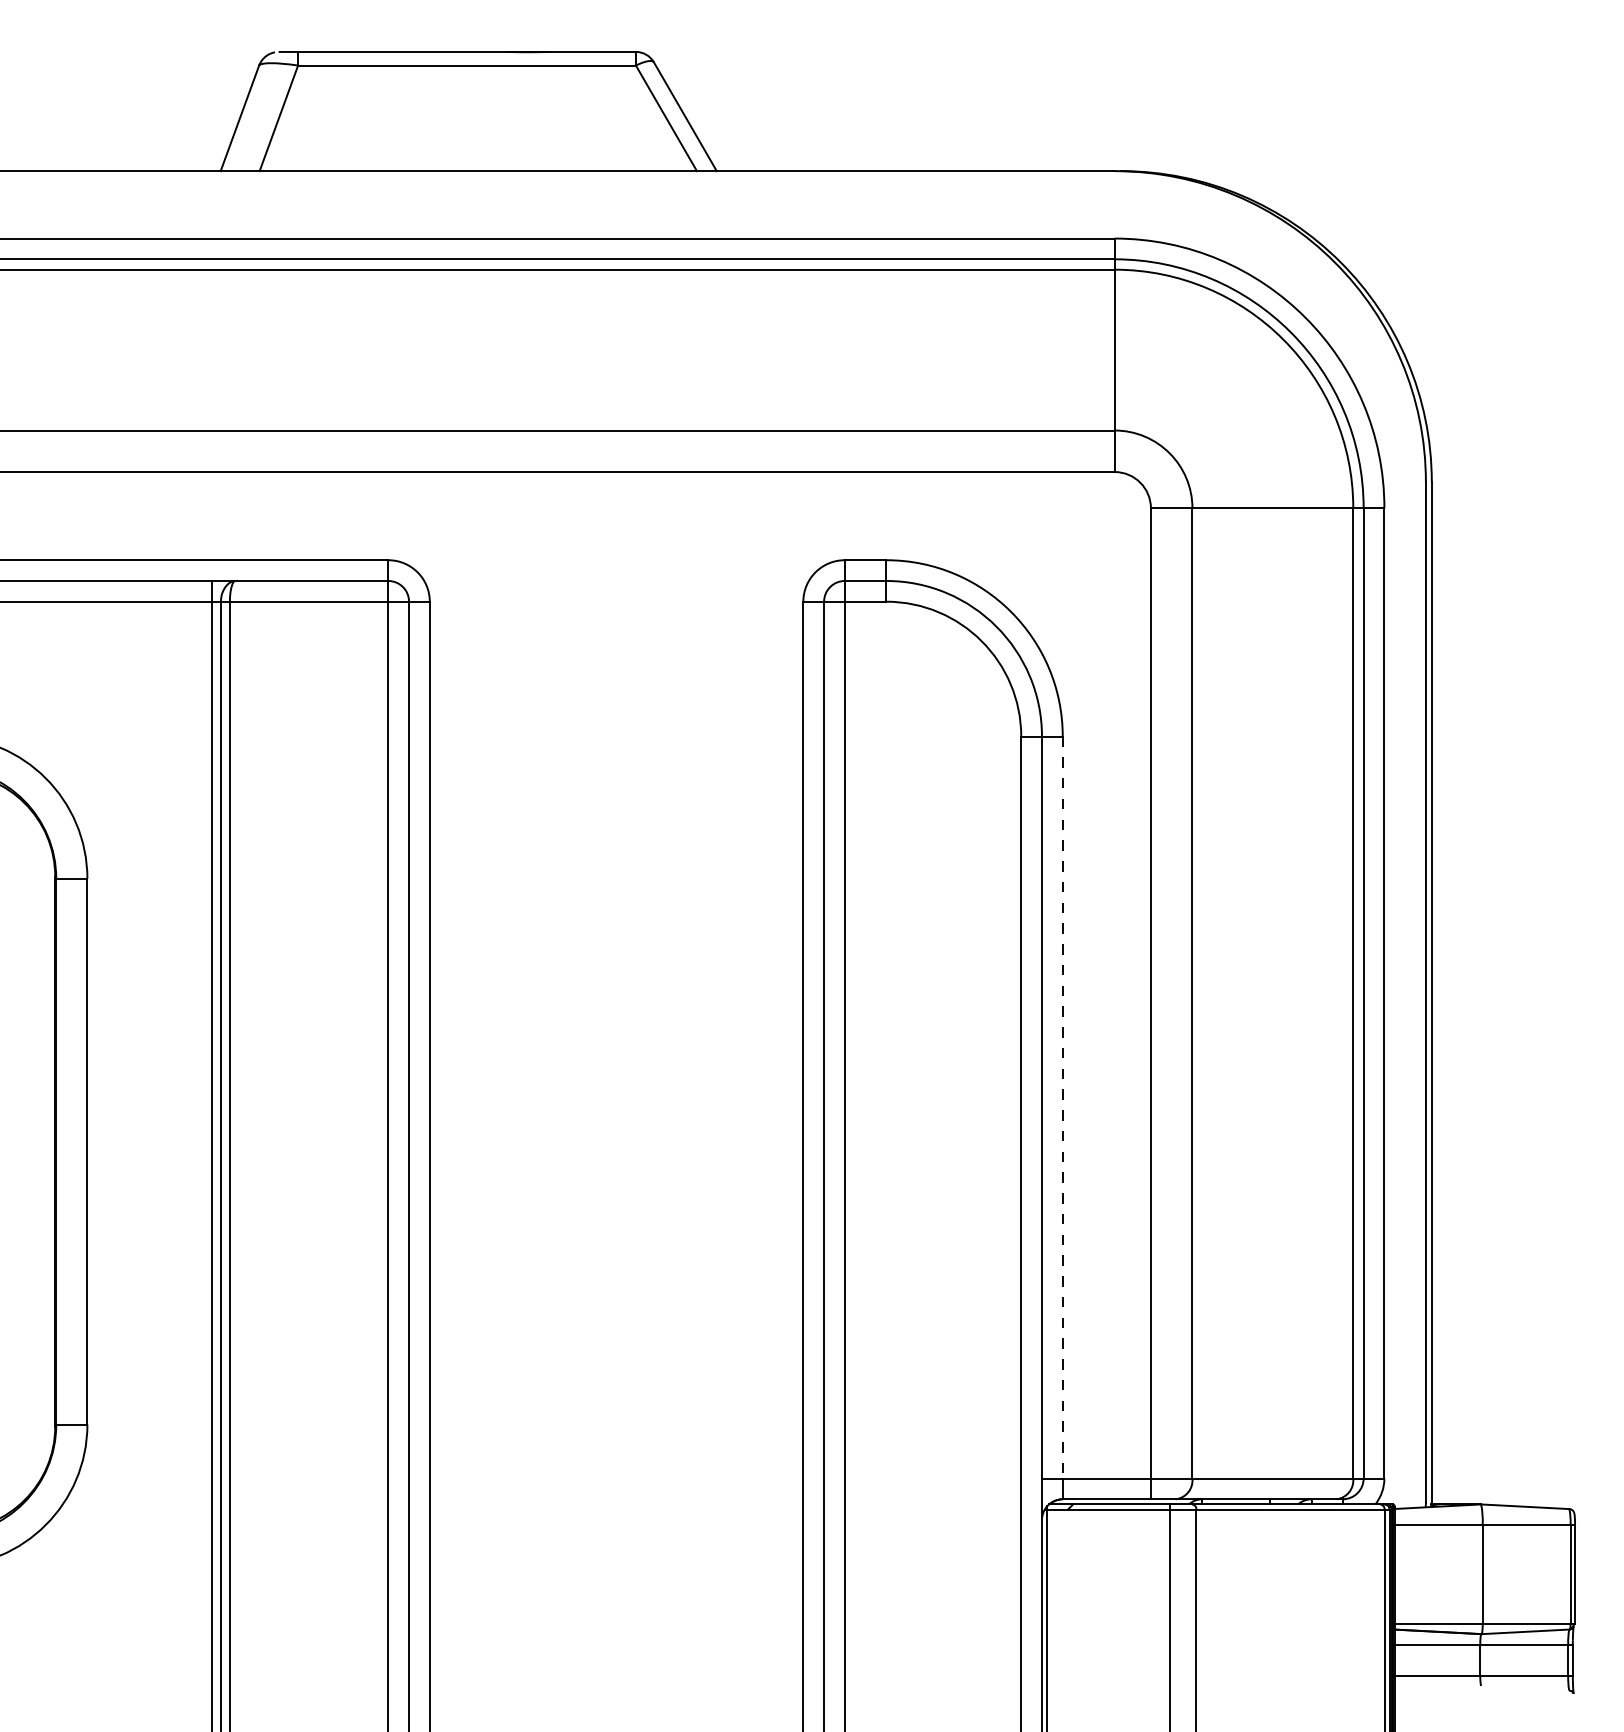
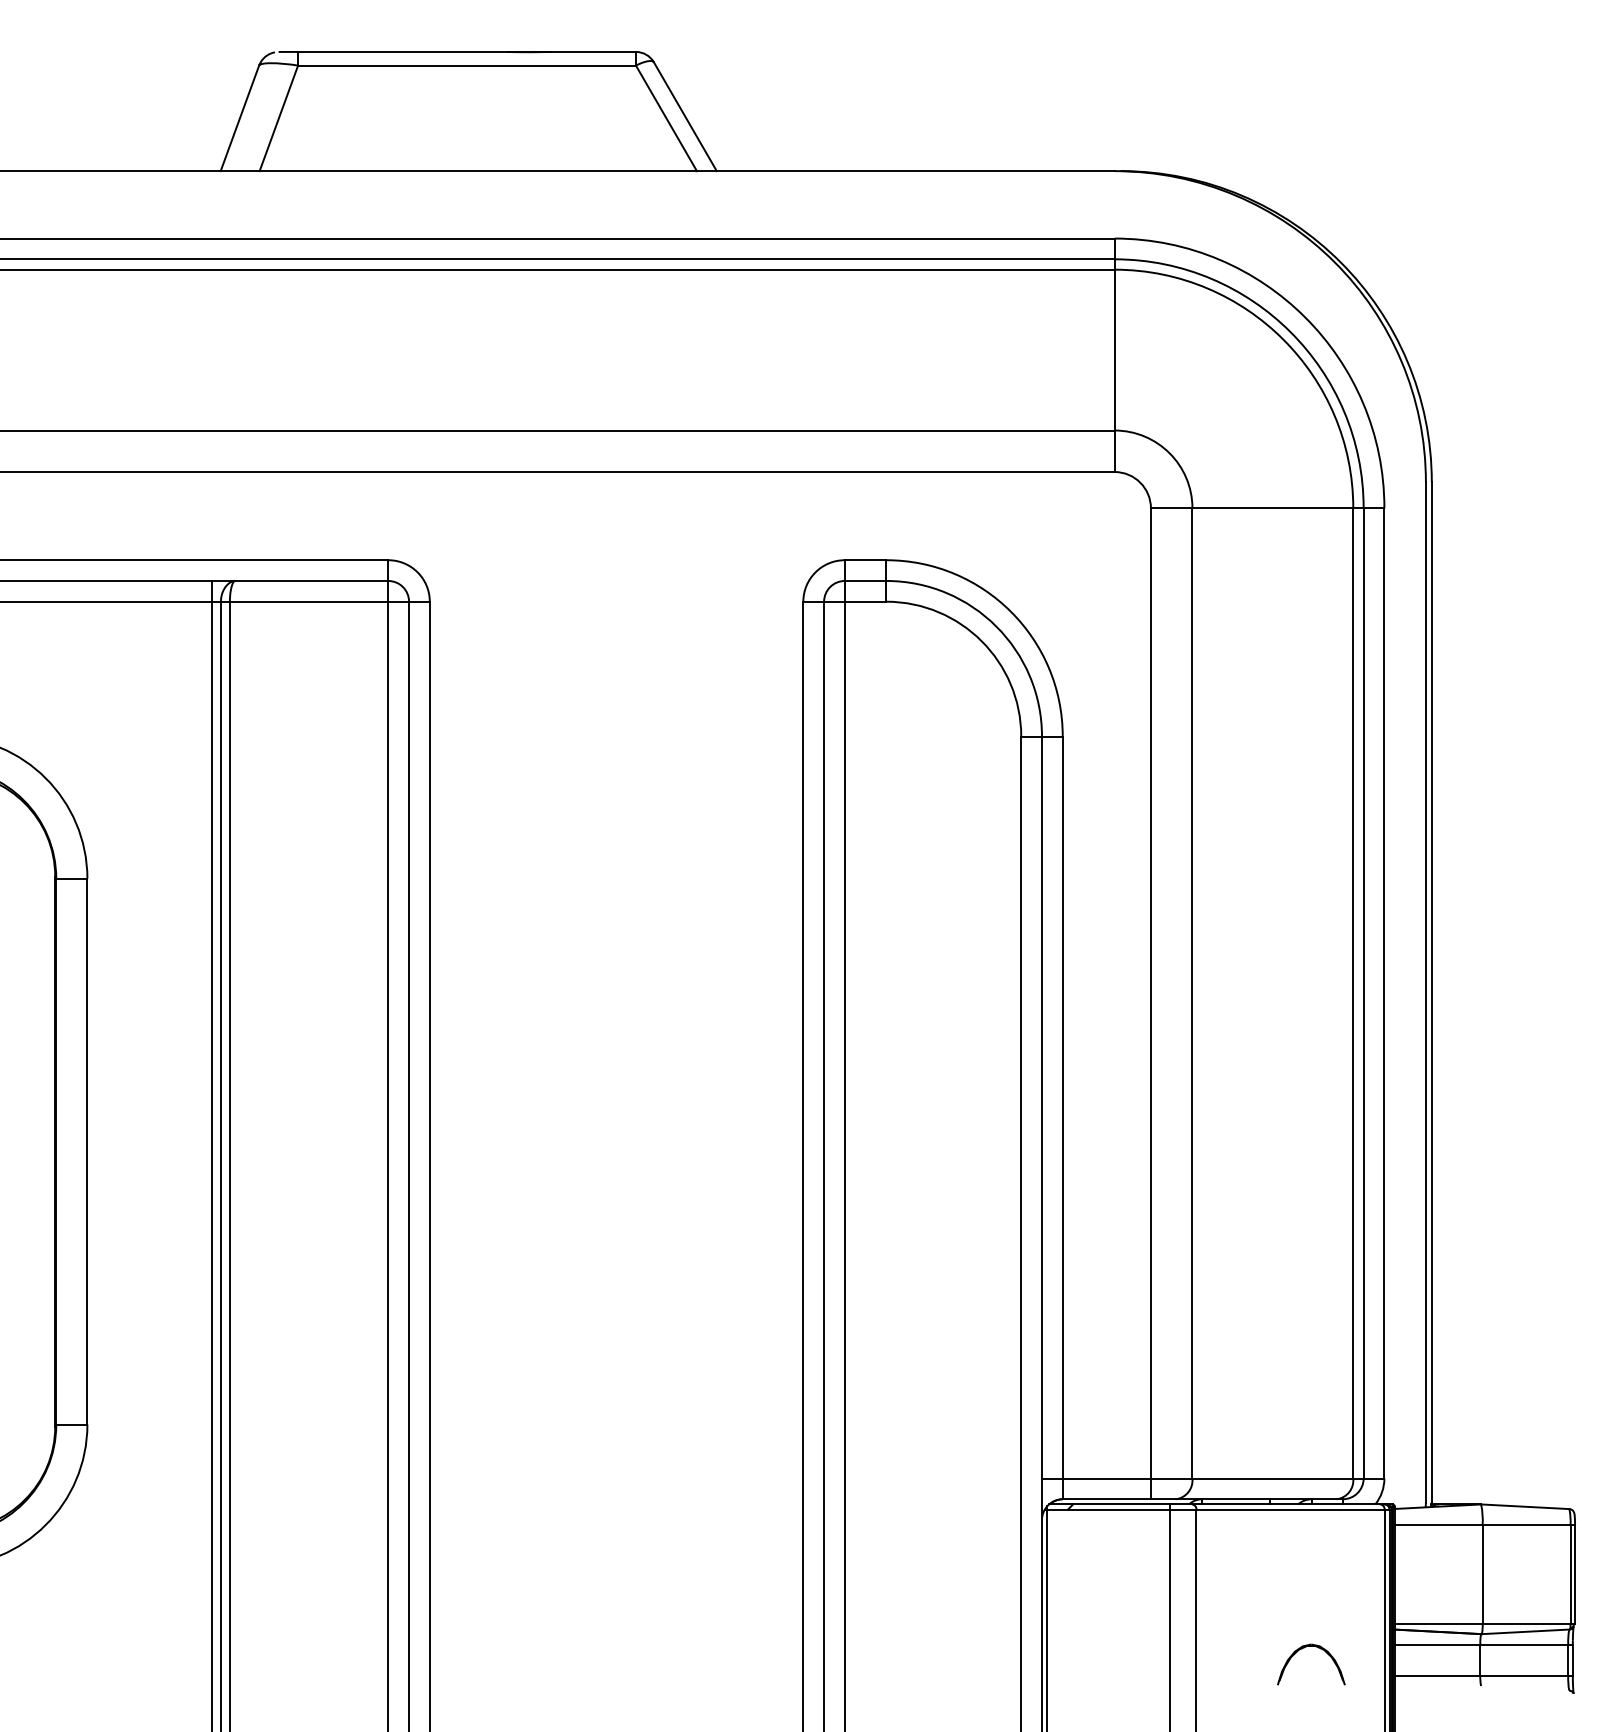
line: dashed -> solid (1062, 1107)
part: none -> present (1304, 1648)
